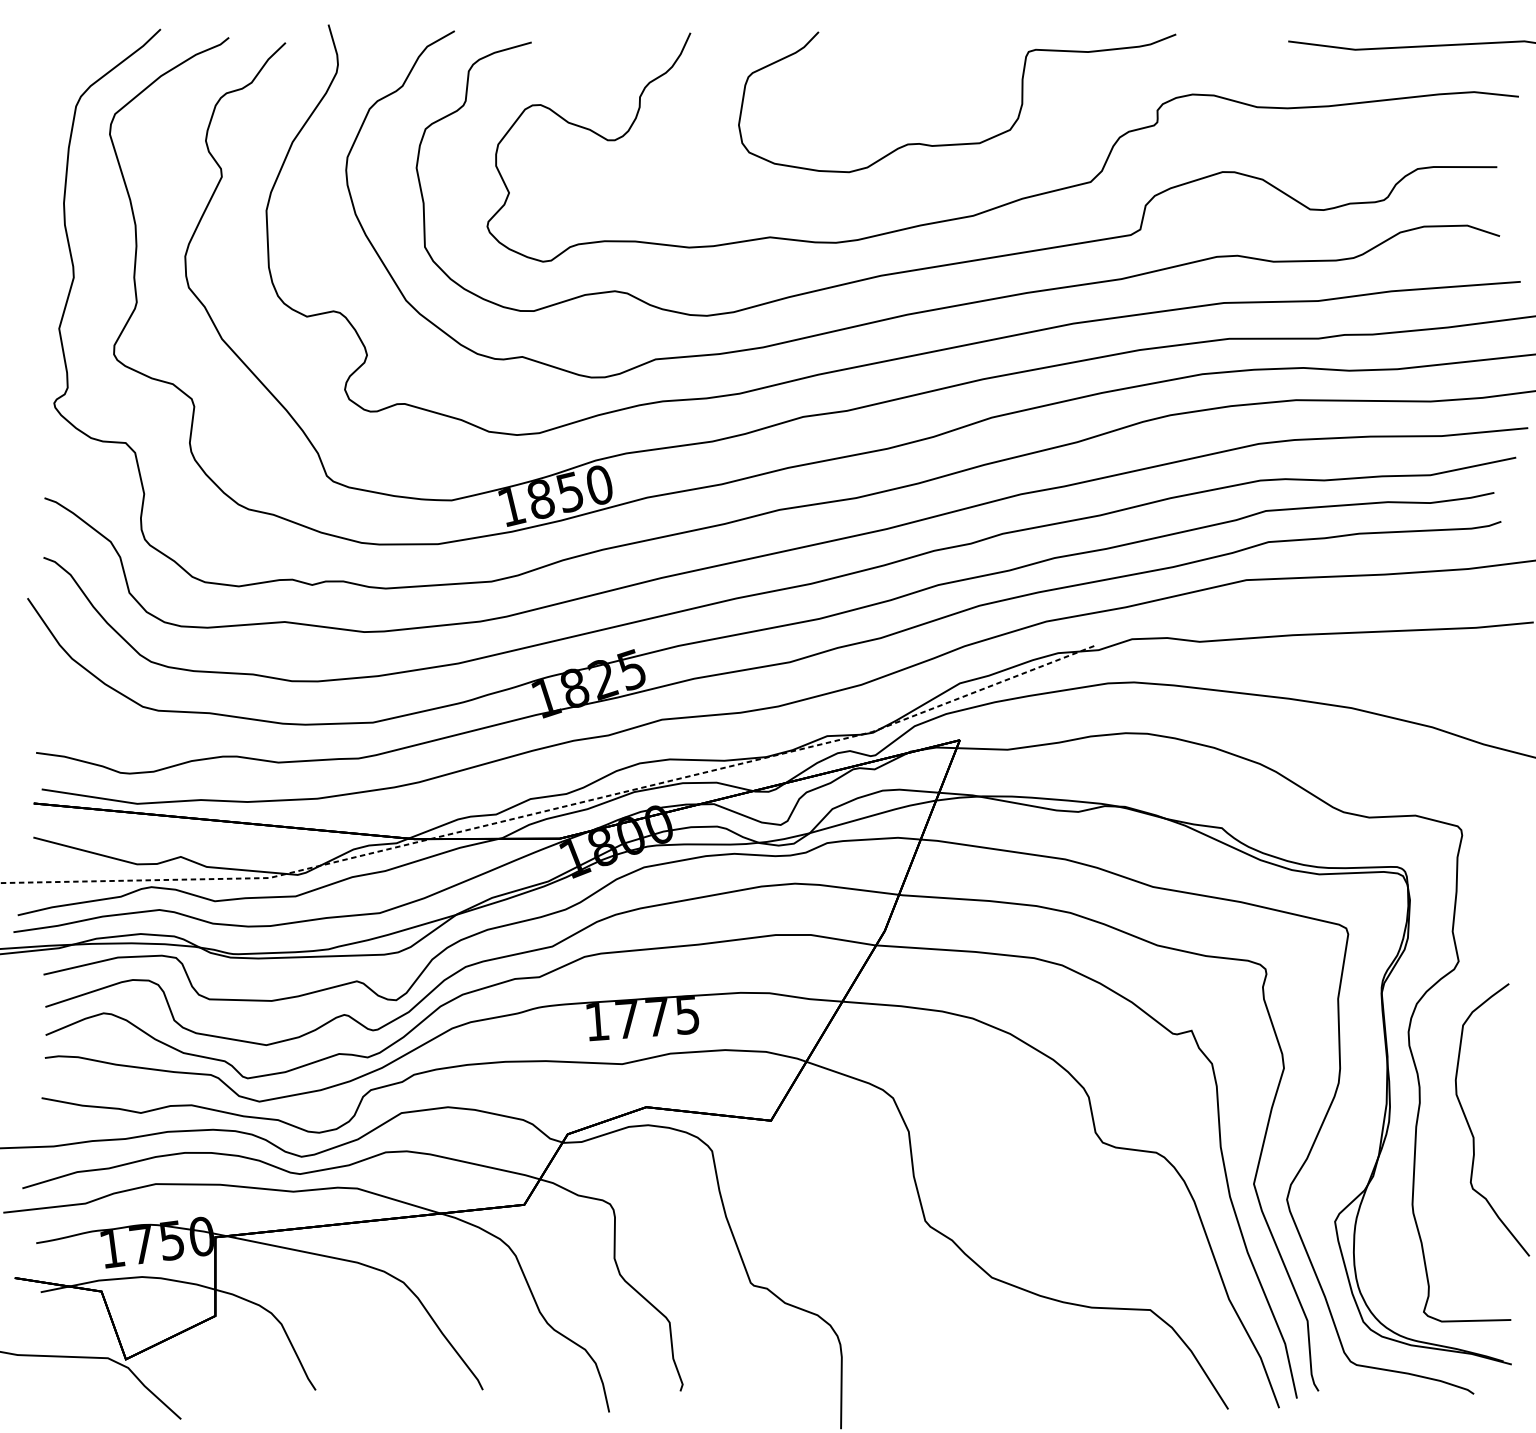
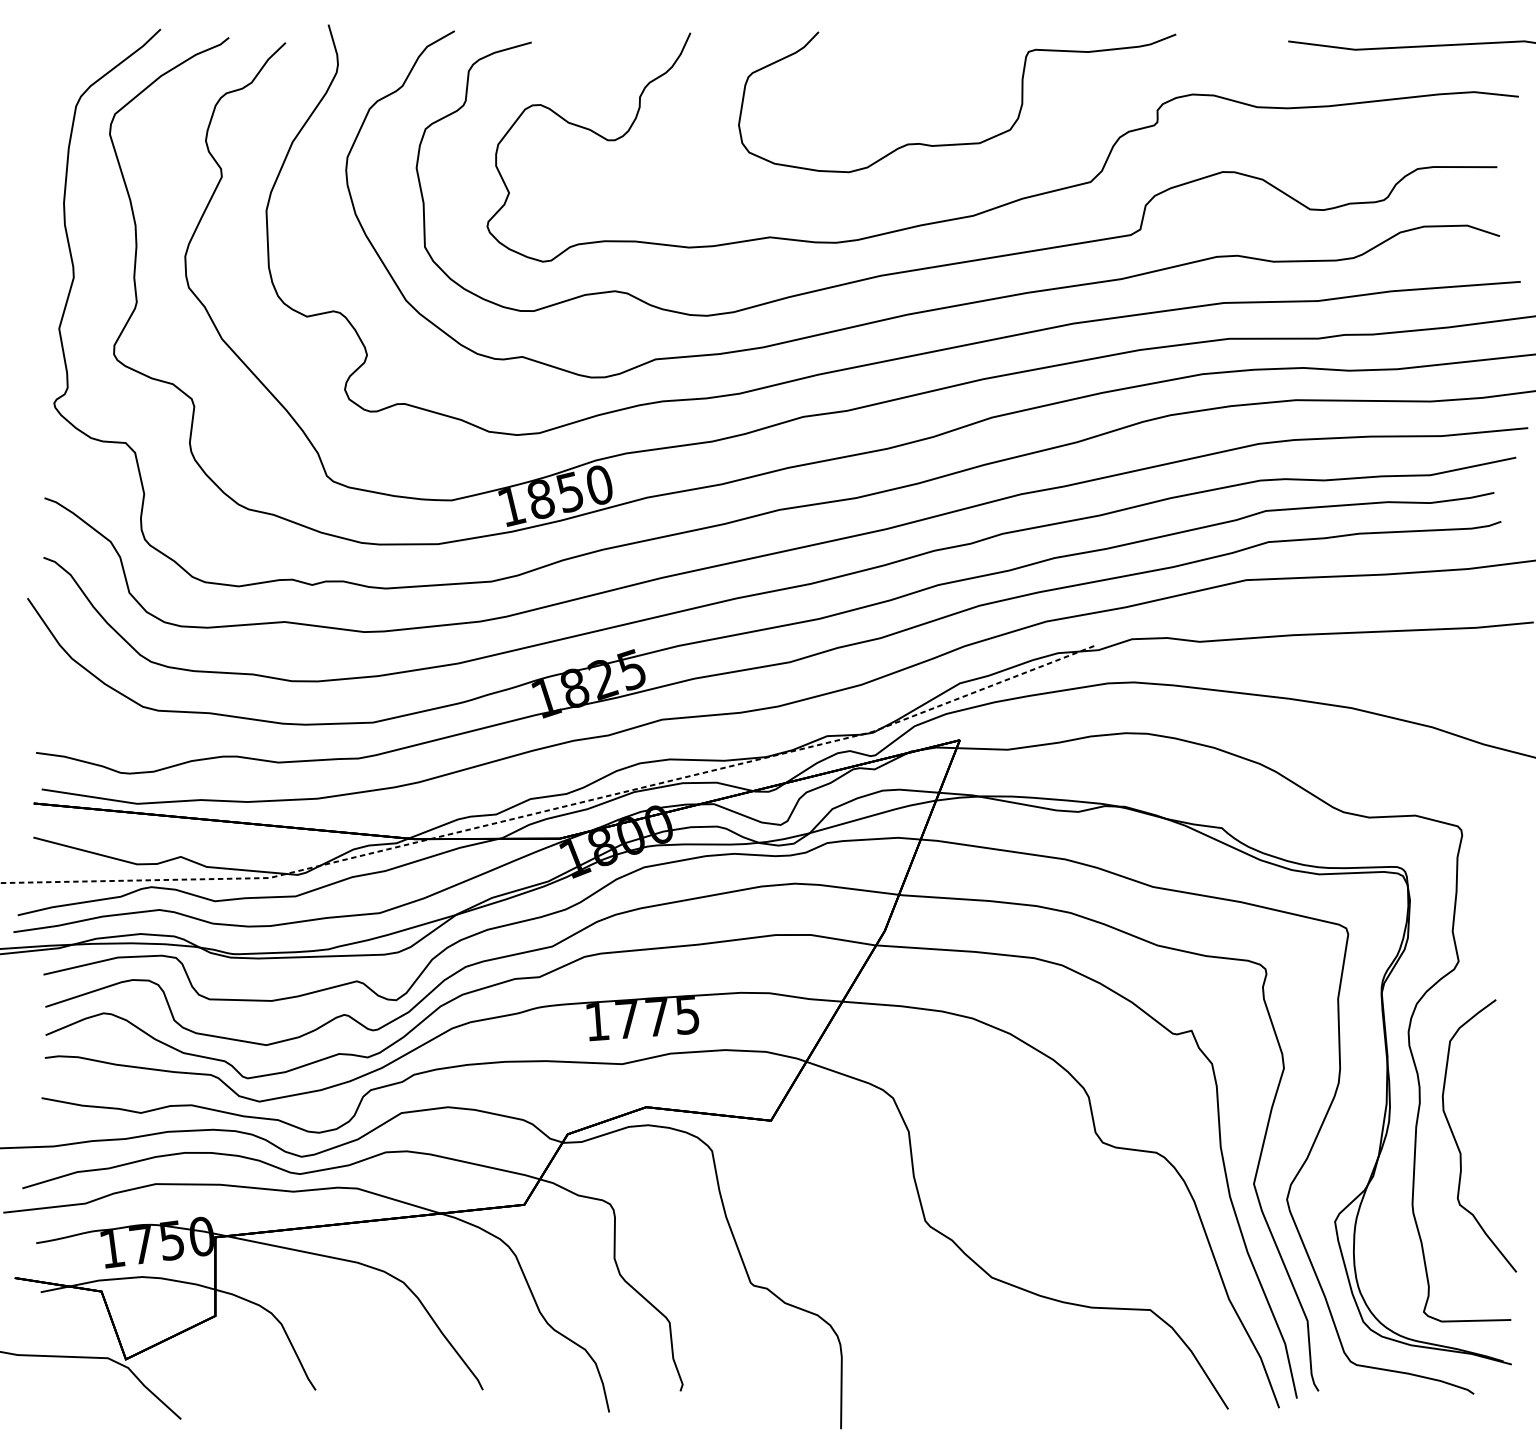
curve position: (1470, 1126) -> (1457, 1142) (1457, 1142)
